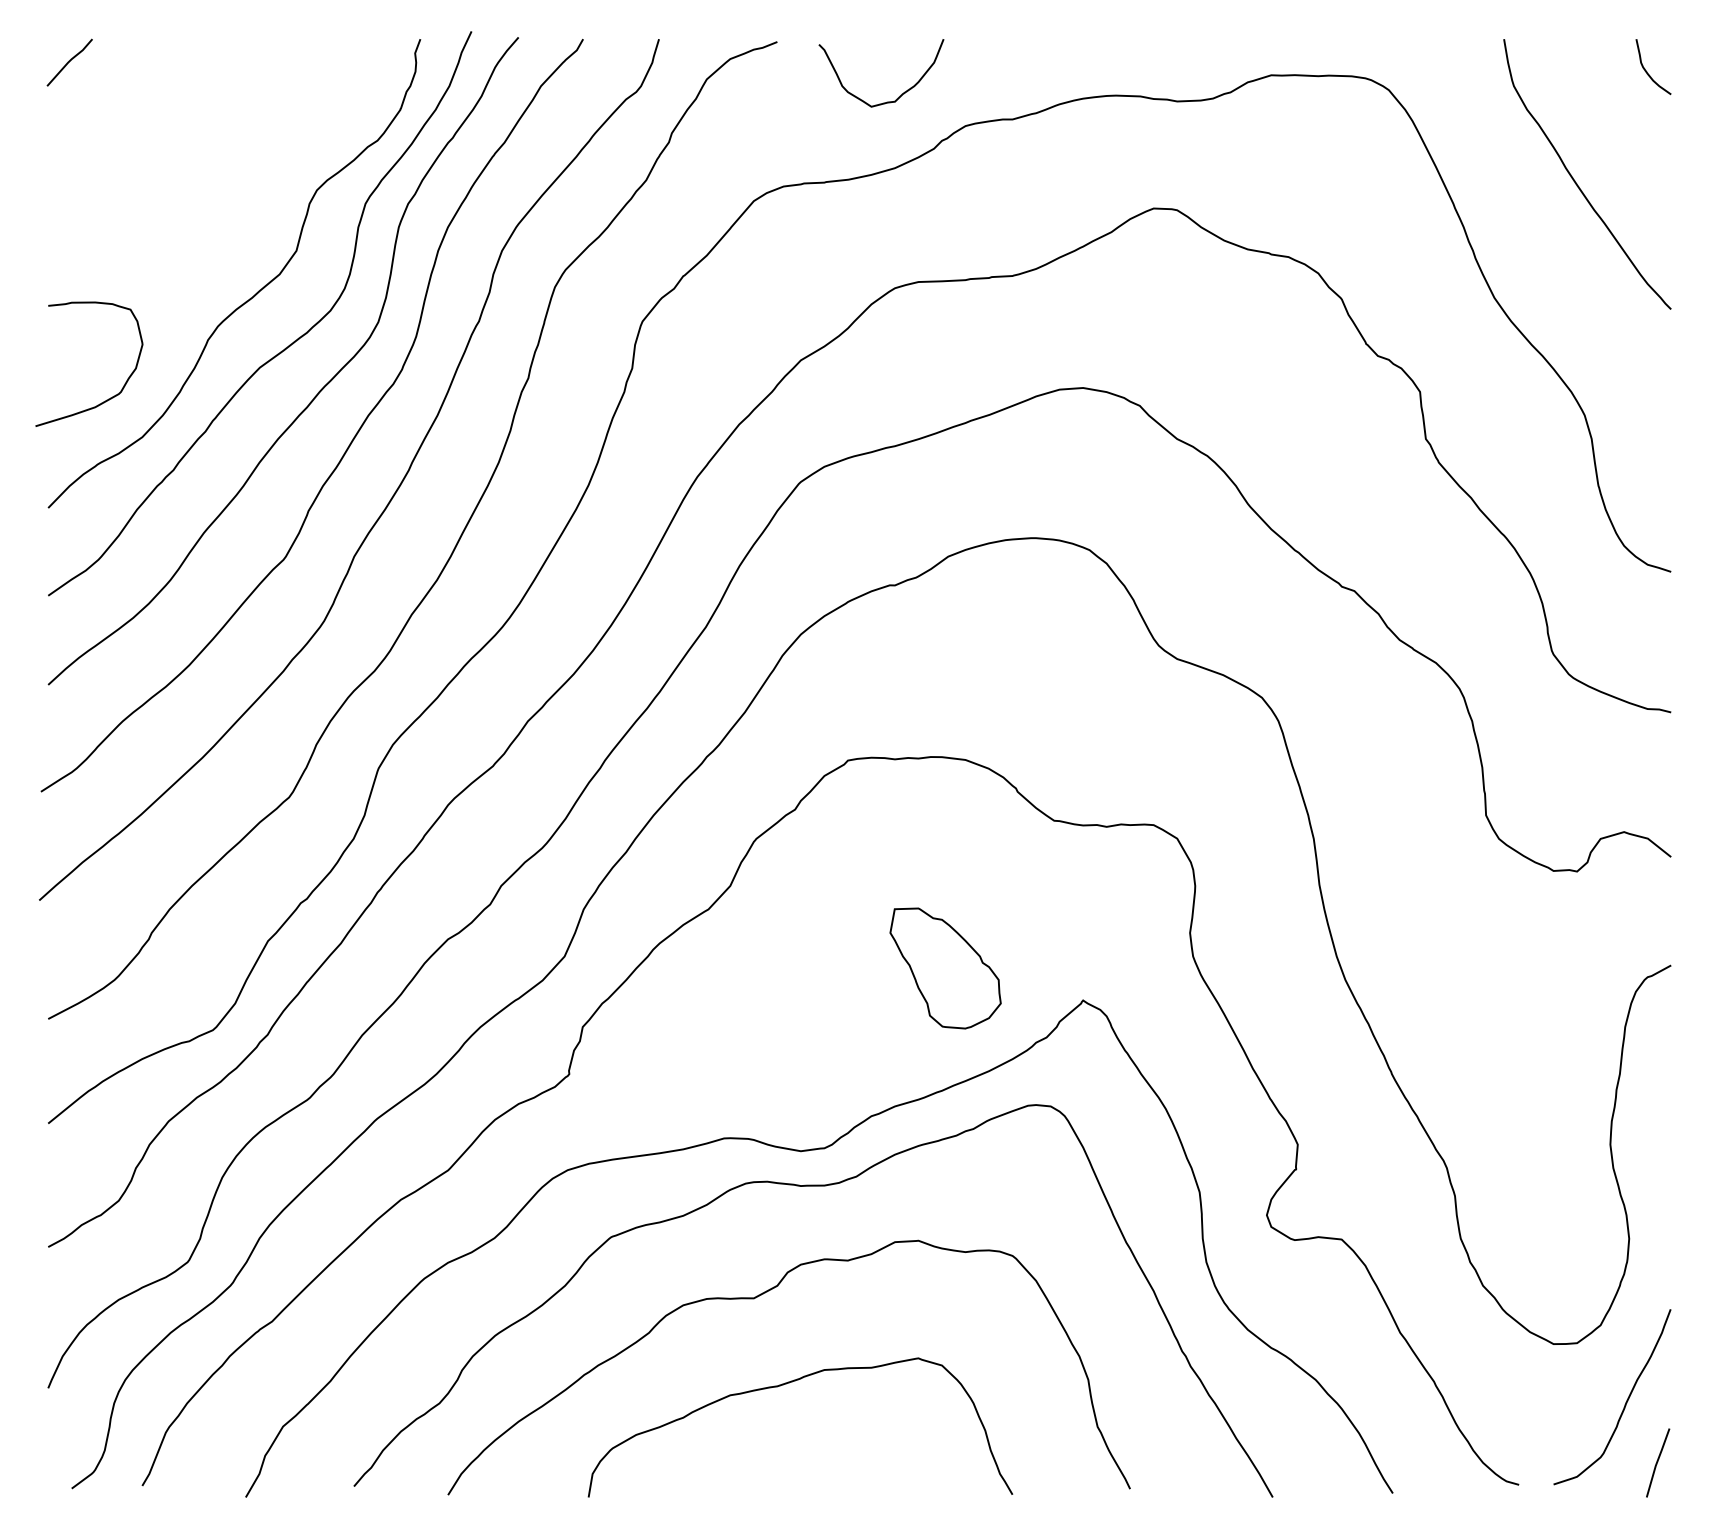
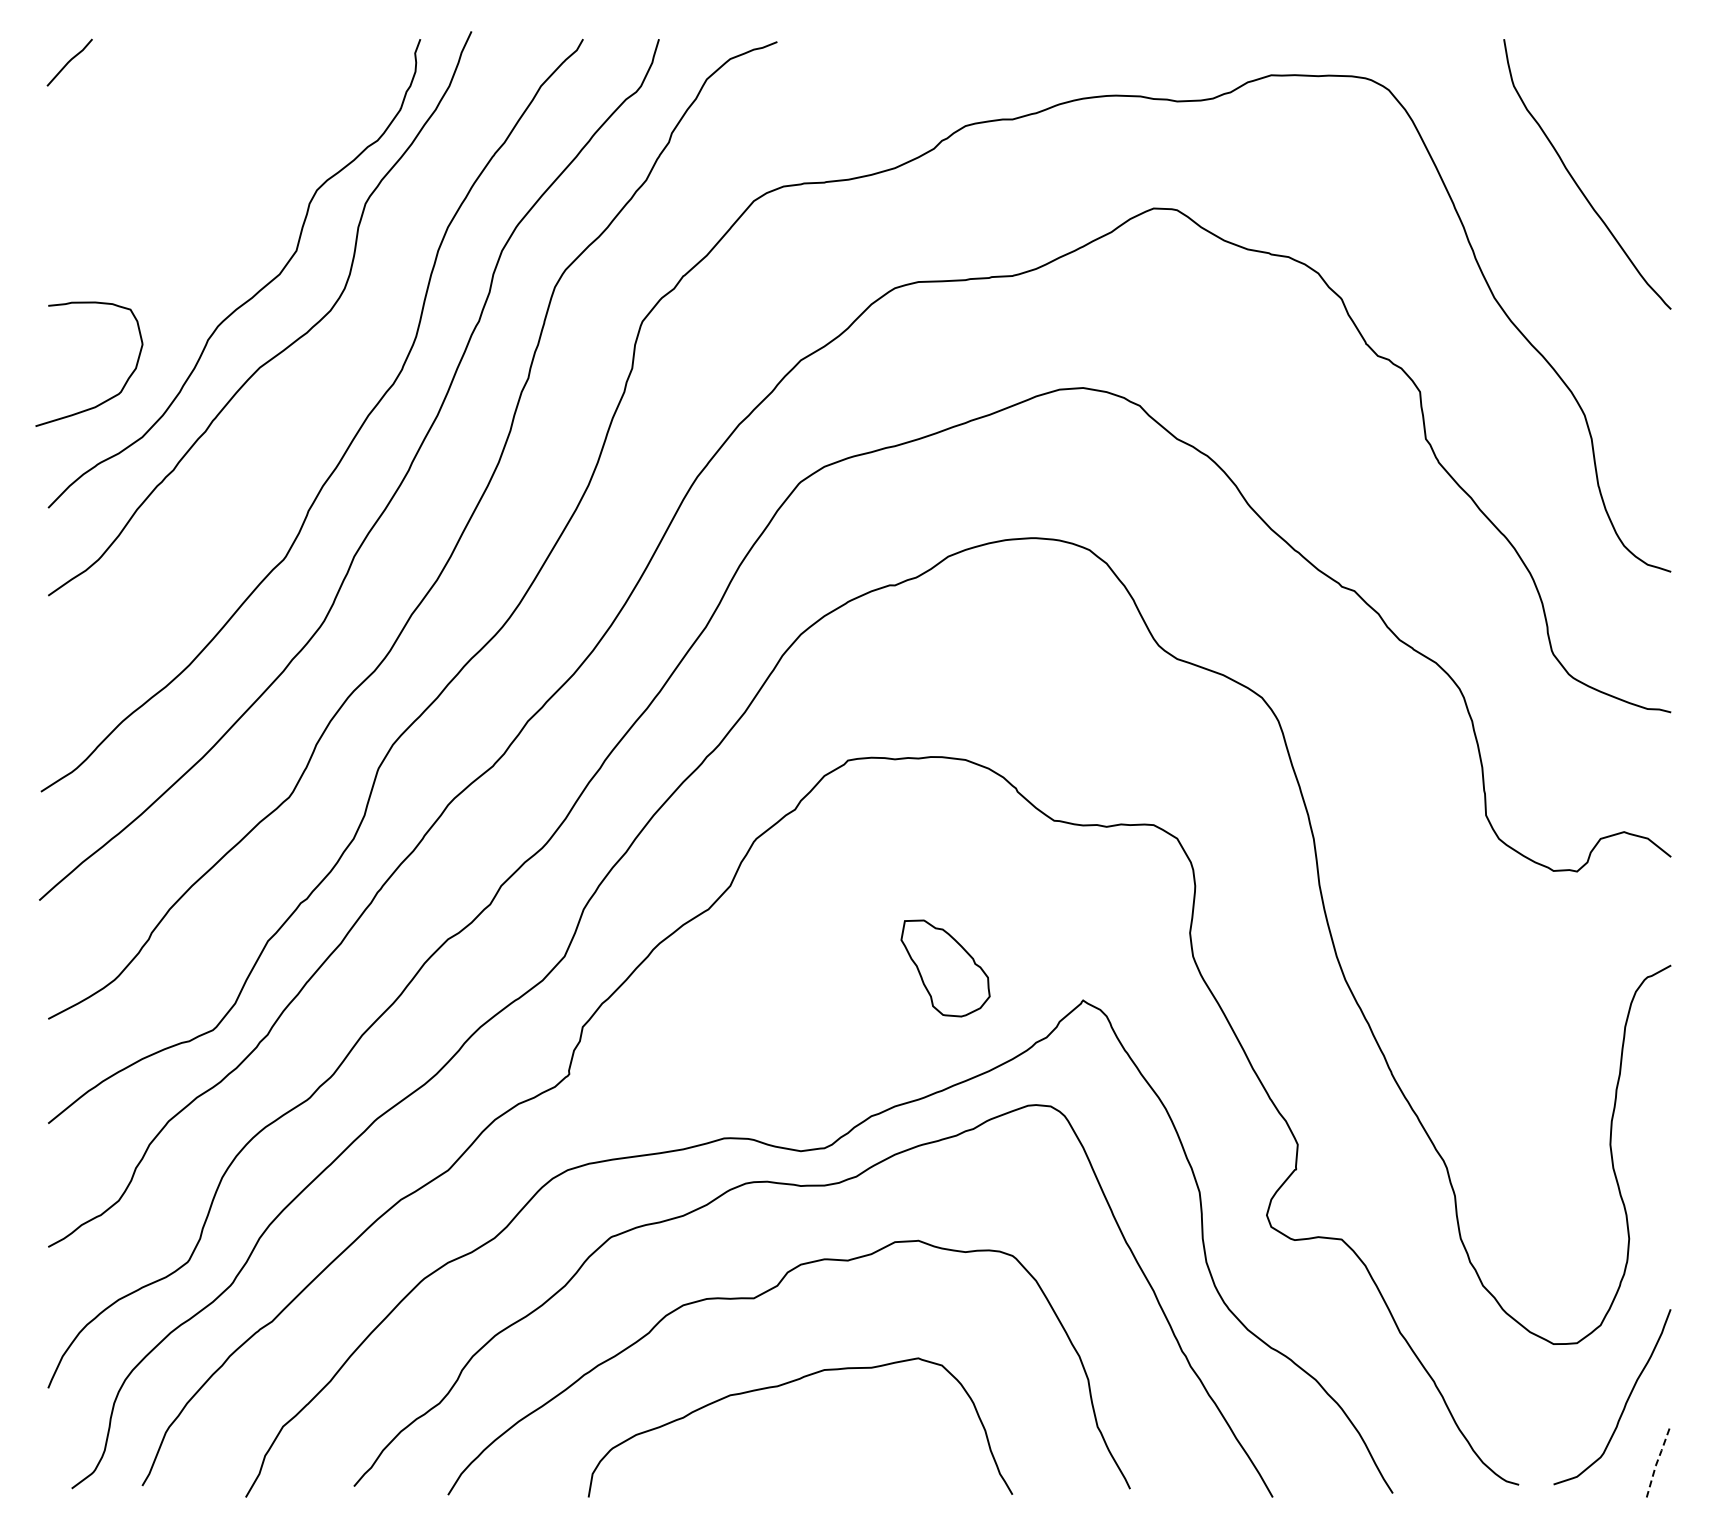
curve: present -> none (1647, 71)
curve: present -> none (898, 96)
curve: present -> none (318, 391)
part size: 113x123 px -> 91x99 px (945, 968)
line: solid -> dashed (1657, 1462)
